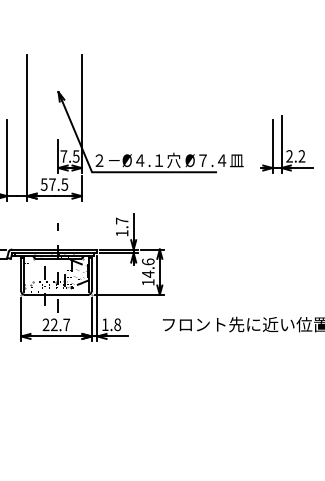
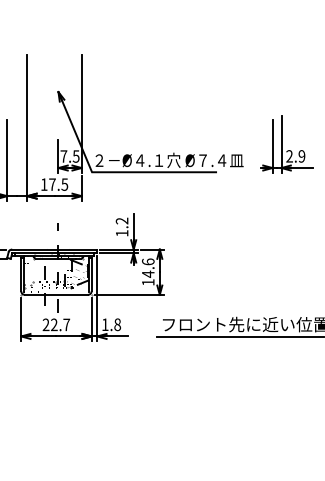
text: 2.2 -> 2.9 (301, 156)
text: 57.5 -> 17.5 (43, 184)
text: 1.7 -> 1.2 (121, 220)
line: none -> present (238, 336)
